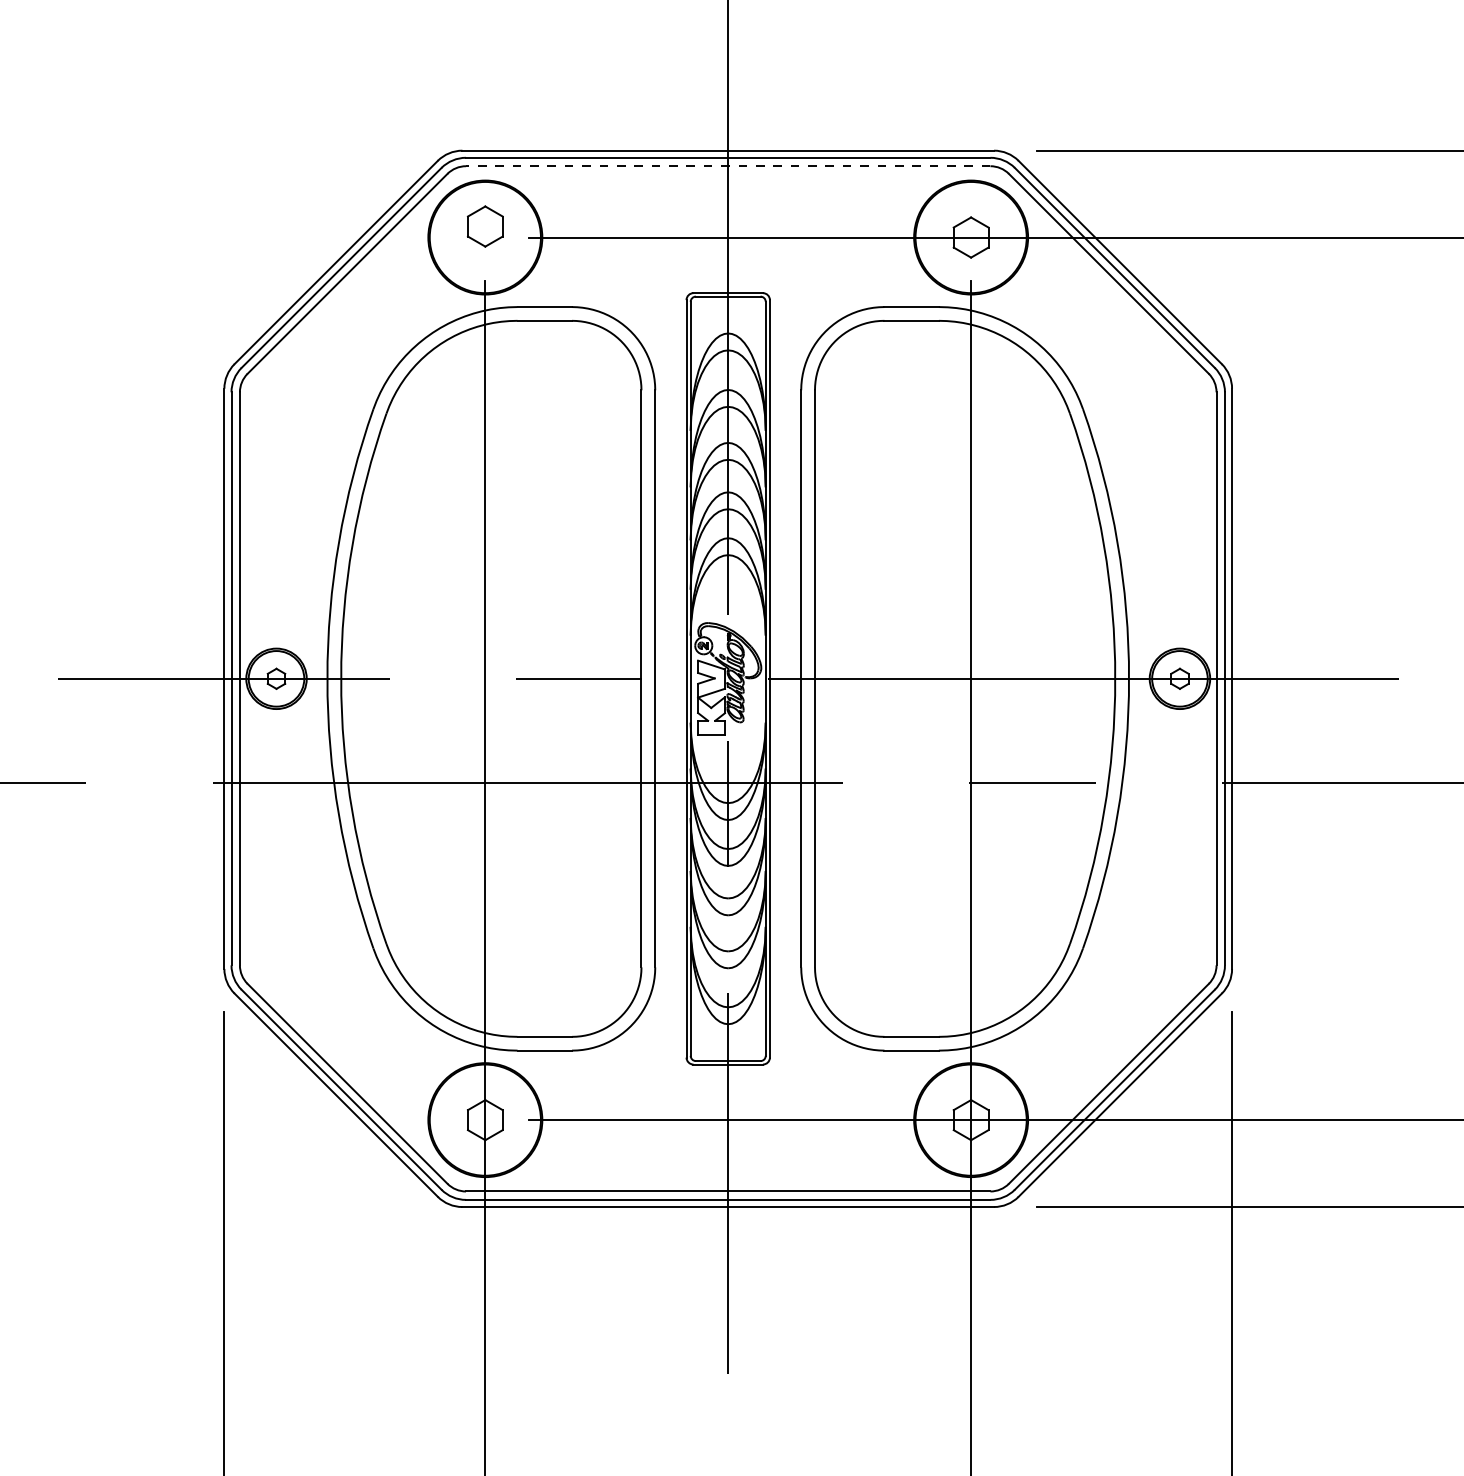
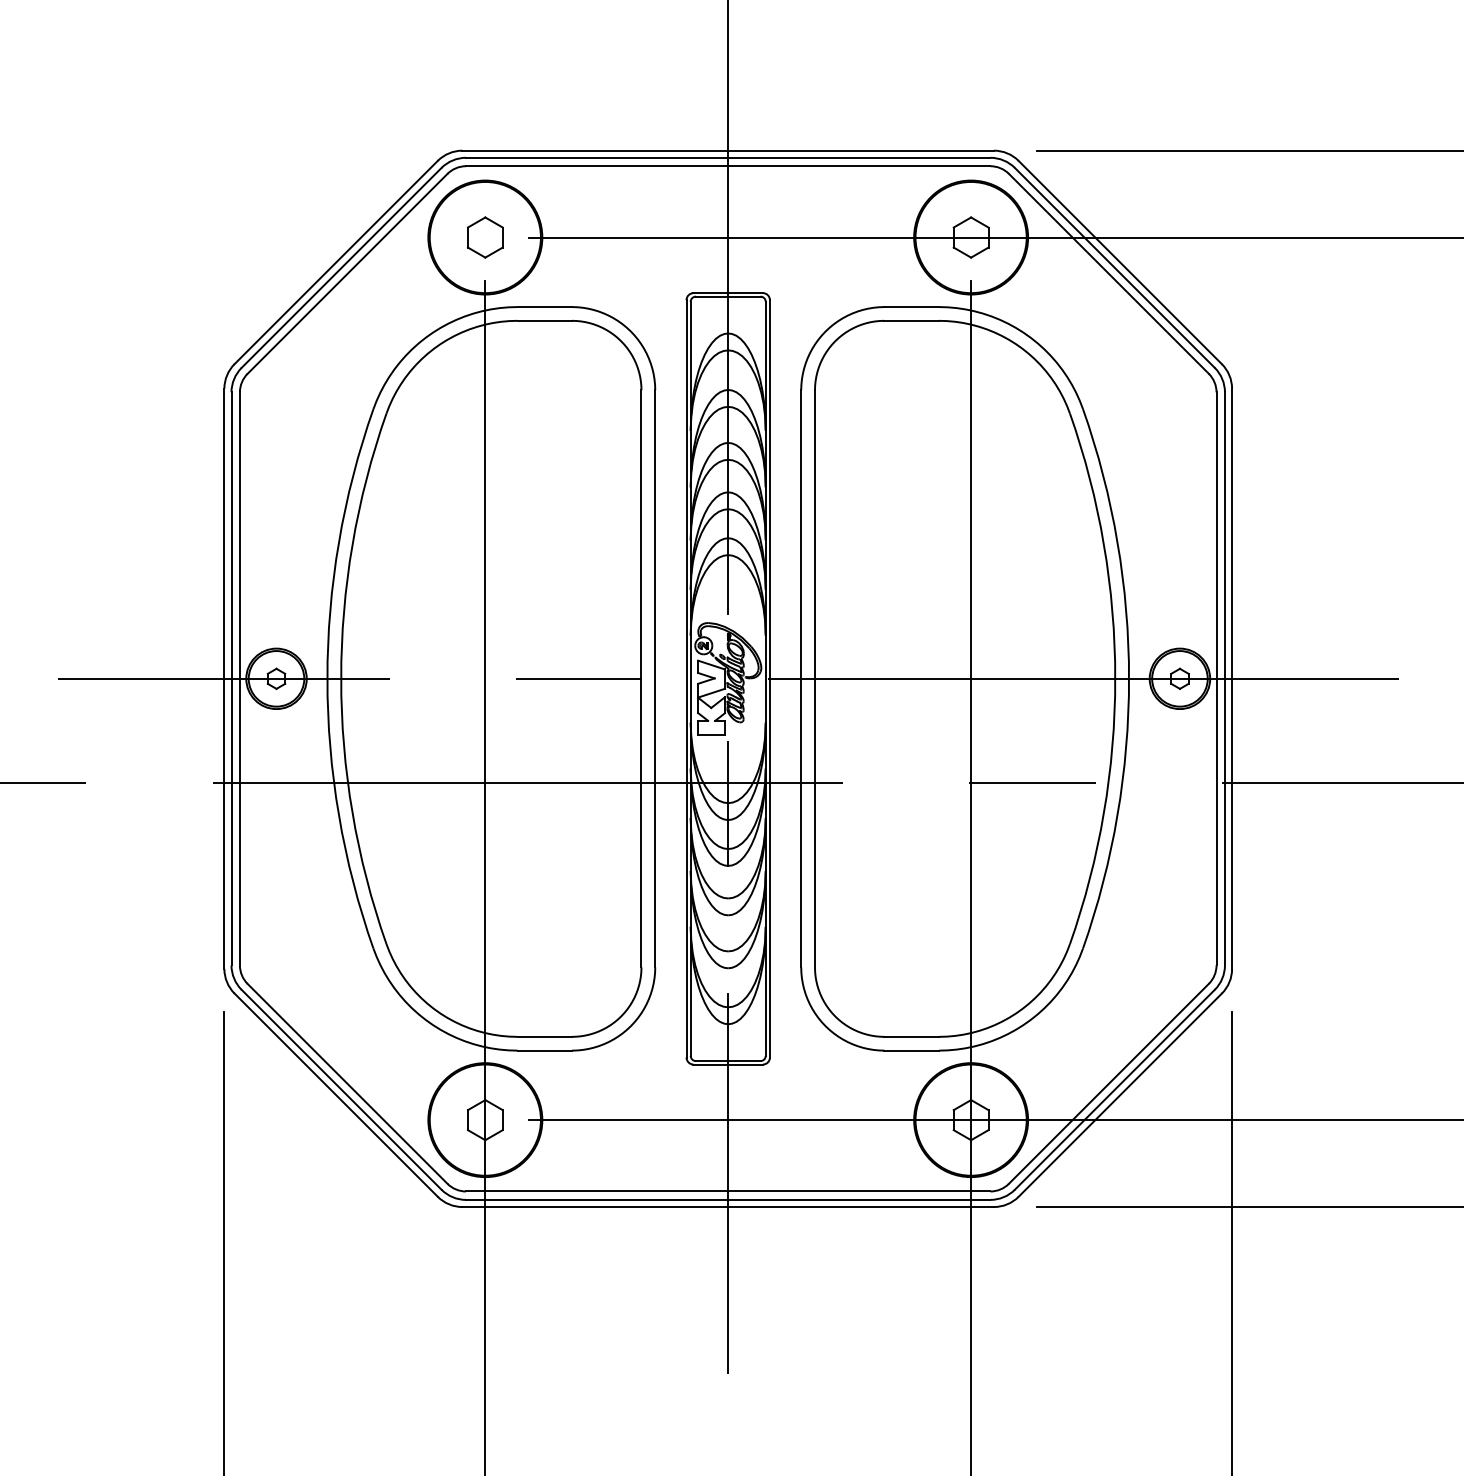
line: dashed -> solid (727, 166)
part position: (484, 226) -> (484, 237) (484, 237)
